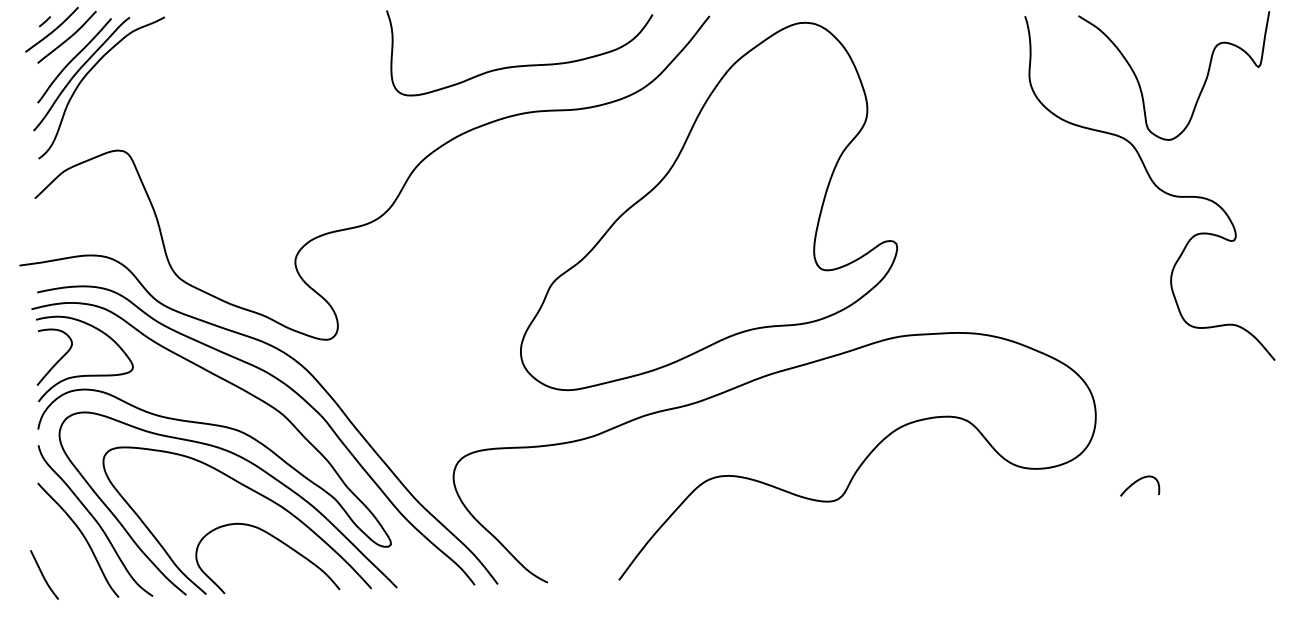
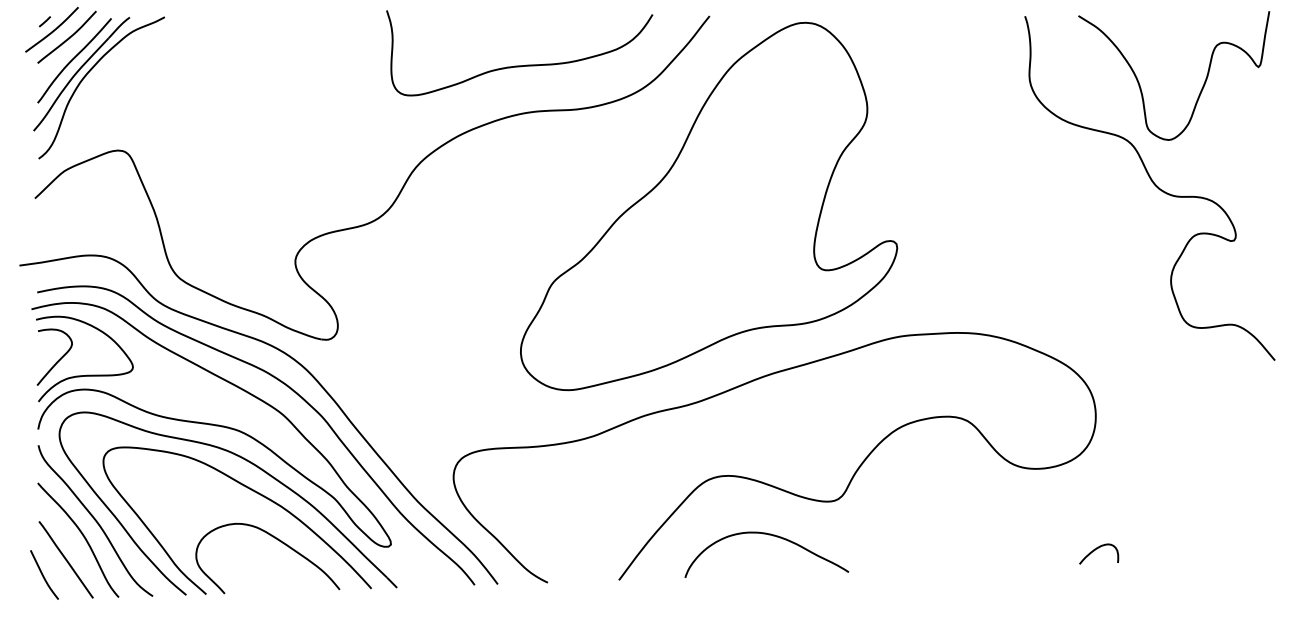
curve position: (1138, 481) -> (1097, 549) (1097, 549)
curve: none -> present (768, 535)
line: none -> present (65, 559)
